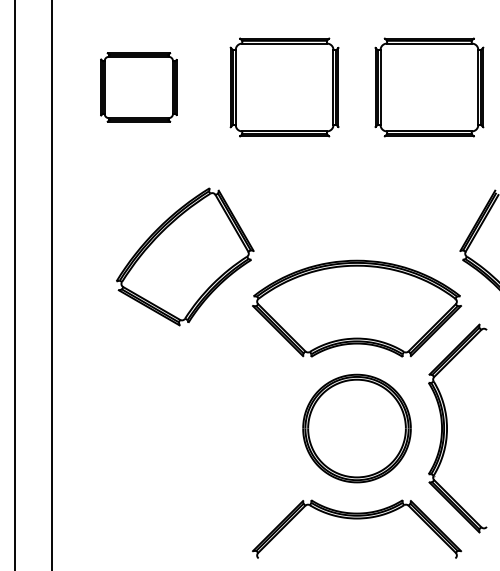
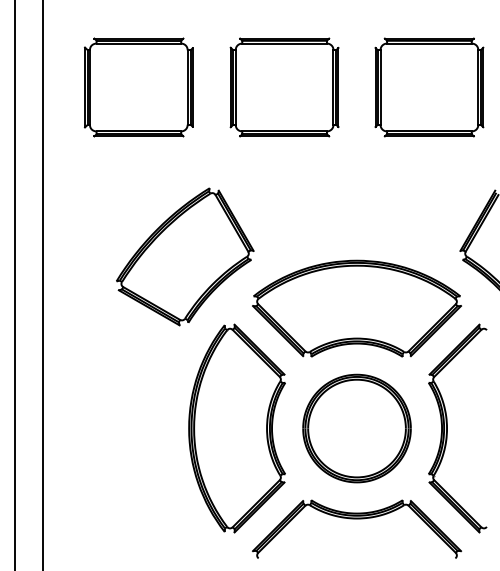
part size: 78x71 px -> 110x101 px (138, 87)
line position: (51, 284) -> (42, 284) (42, 284)
part: none -> present (236, 428)
